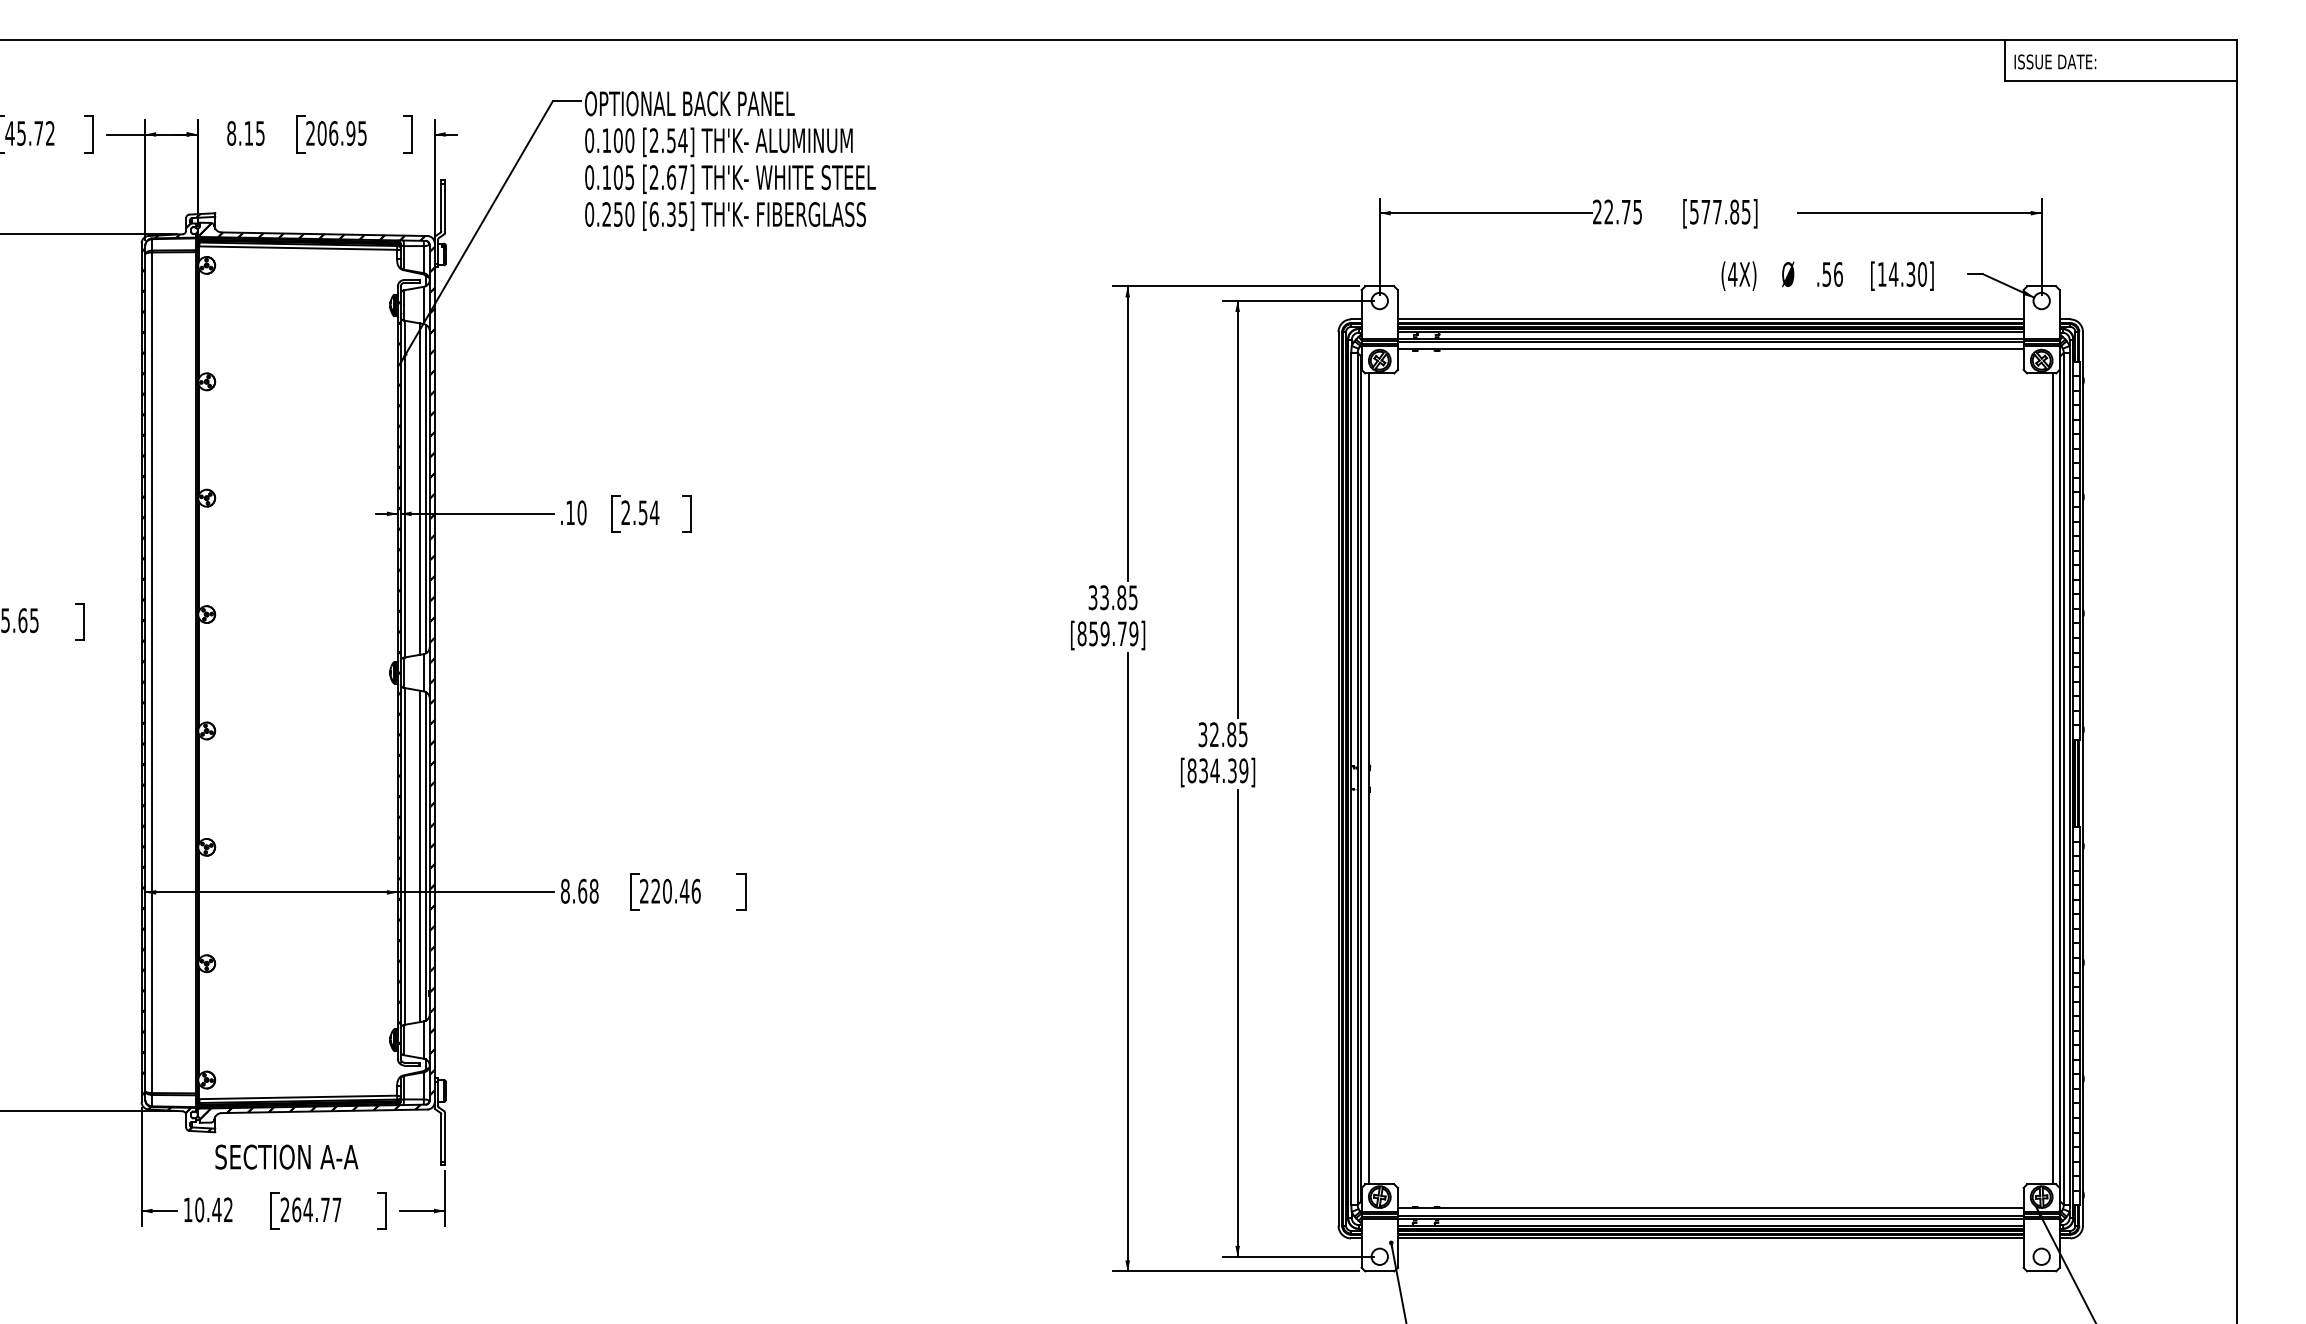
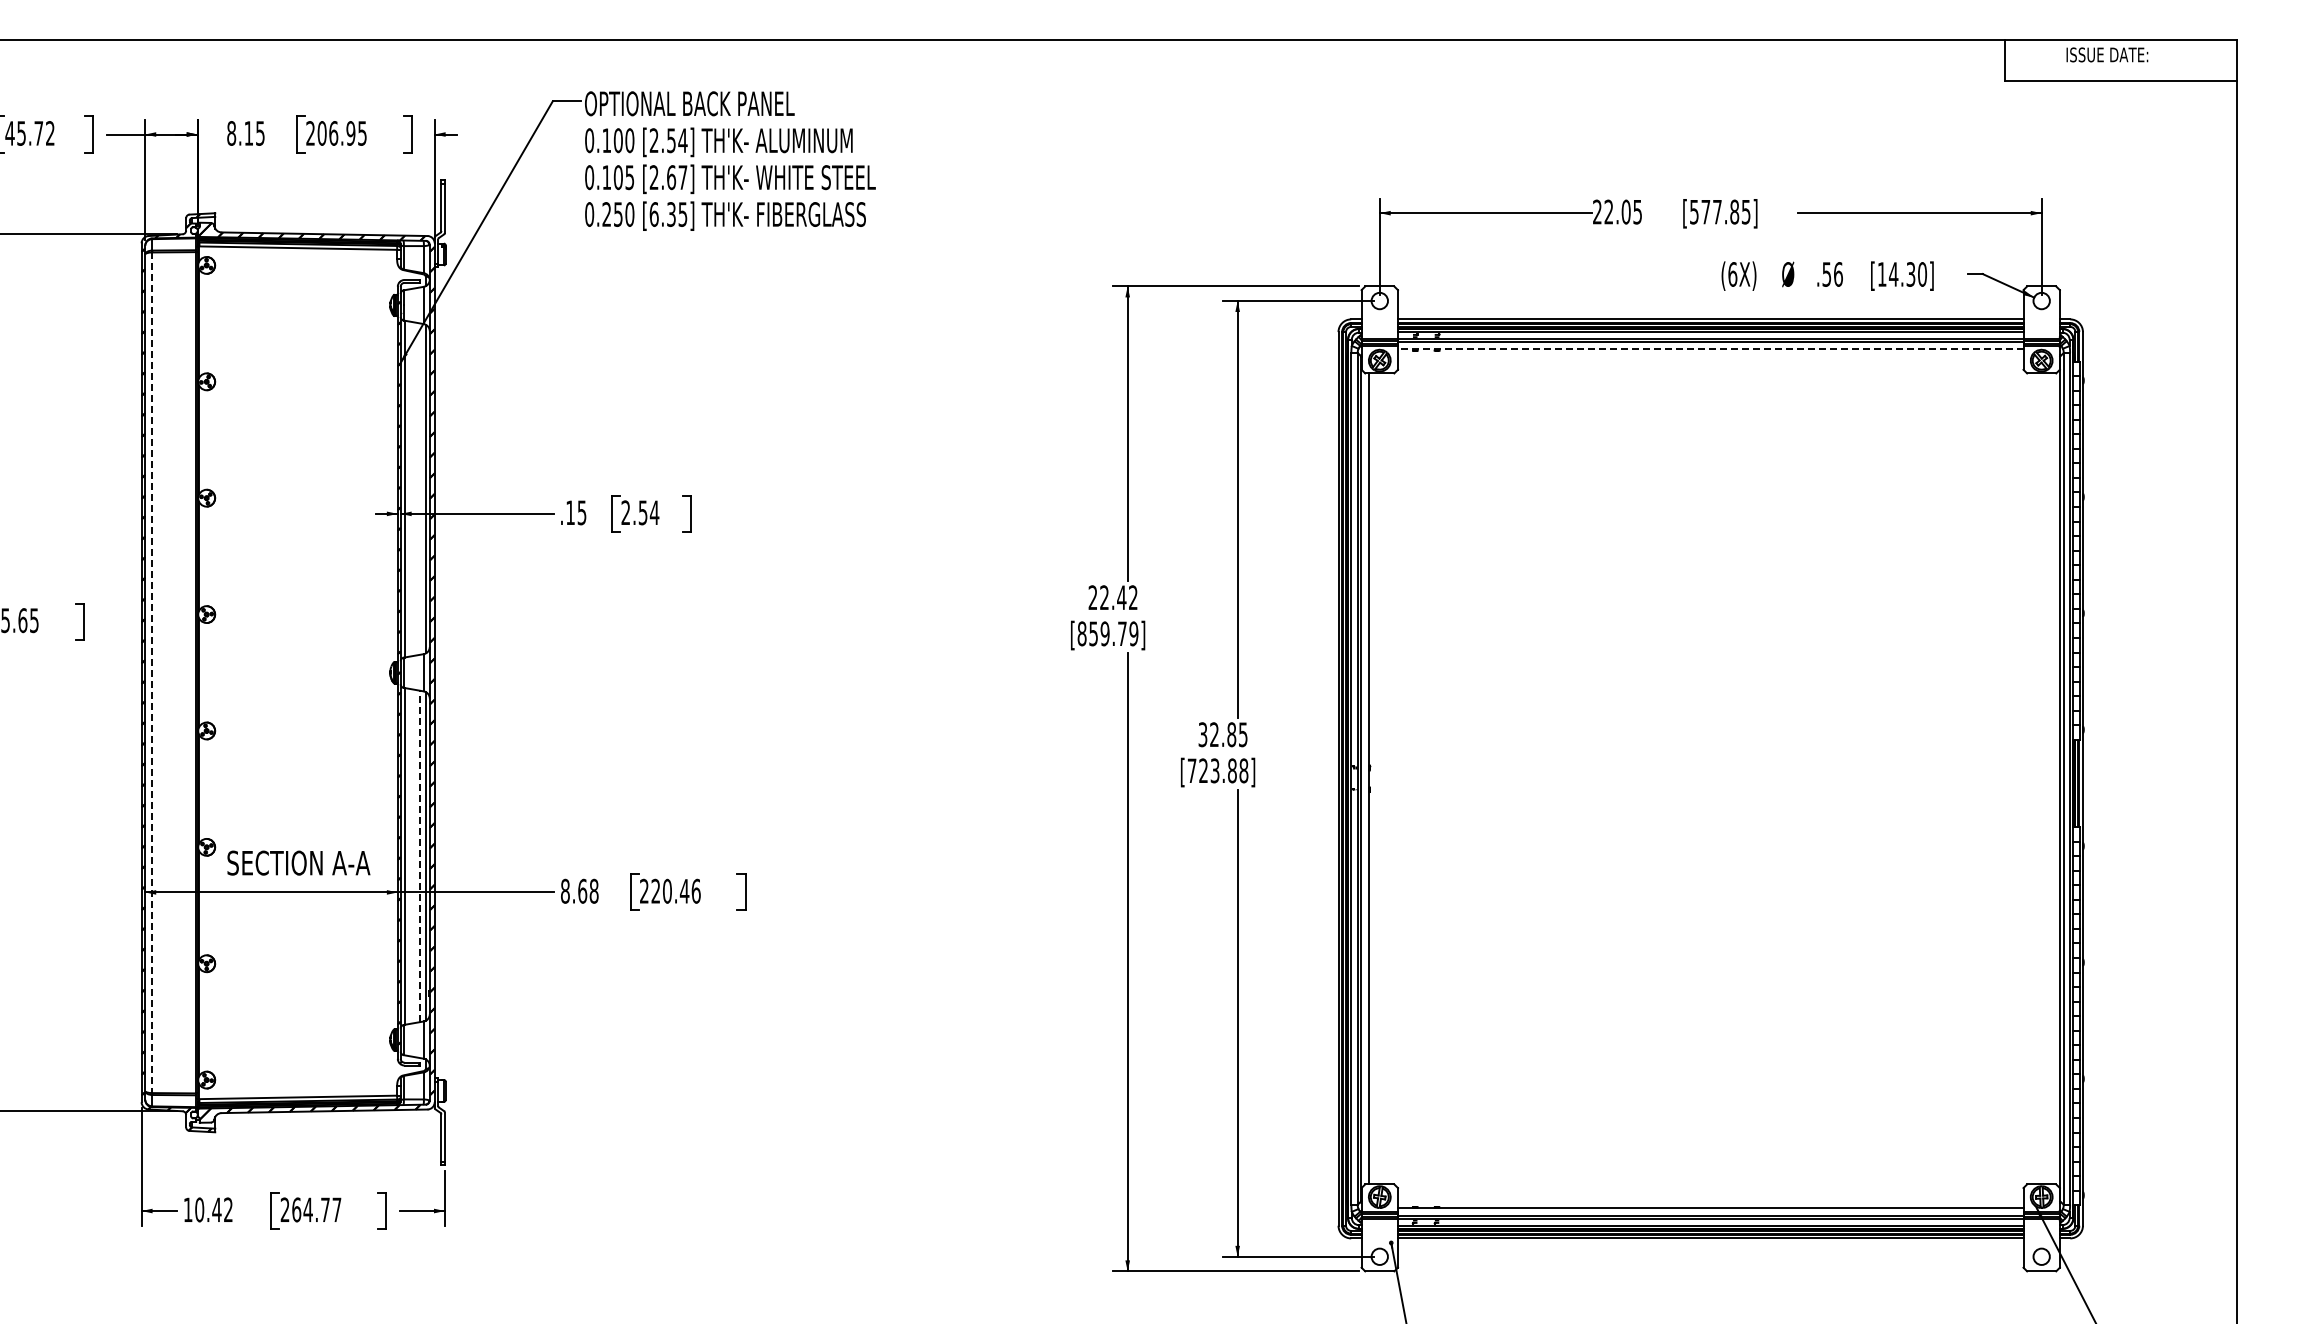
text position: (2055, 61) -> (2107, 54) (2107, 54)
text: 22.75 -> 22.05 (1625, 211)
text: (4X) -> (6X) (1732, 274)
line: solid -> dashed (1710, 349)
line: present -> none (419, 488)
text: .10 -> .15 (581, 512)
text: 33.85 -> 22.42 (1112, 597)
line: solid -> dashed (152, 673)
text: [834.39] -> [723.88] (1217, 770)
line: present -> none (2052, 778)
line: solid -> dashed (419, 856)
text position: (286, 1156) -> (298, 862) (298, 862)
